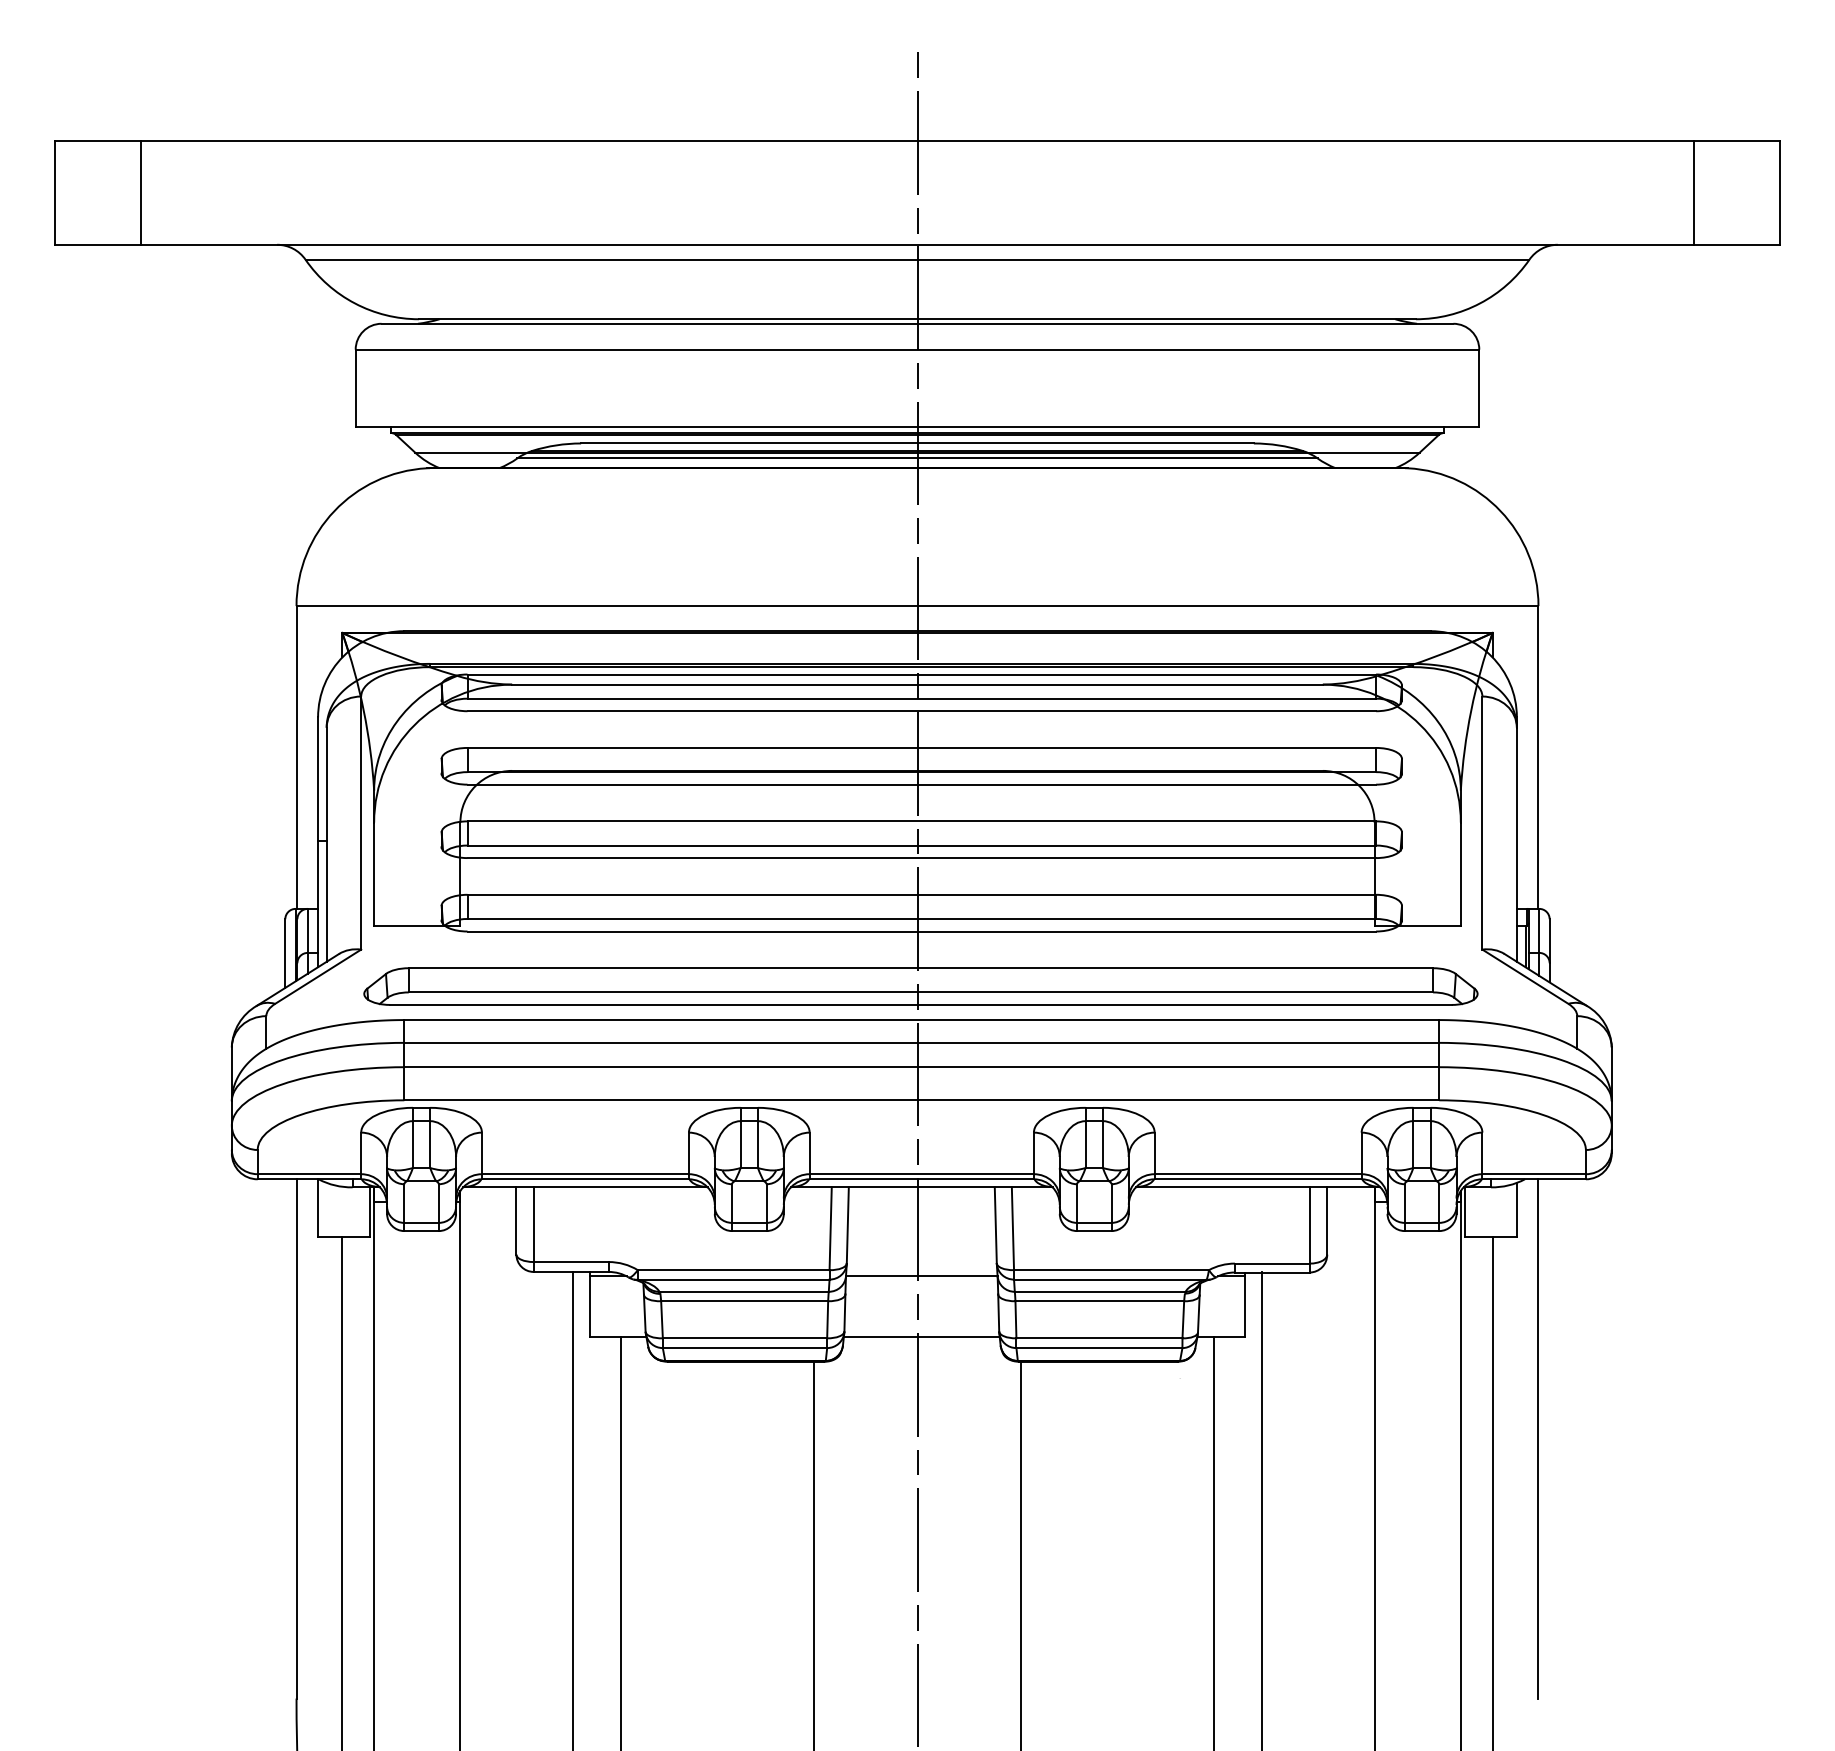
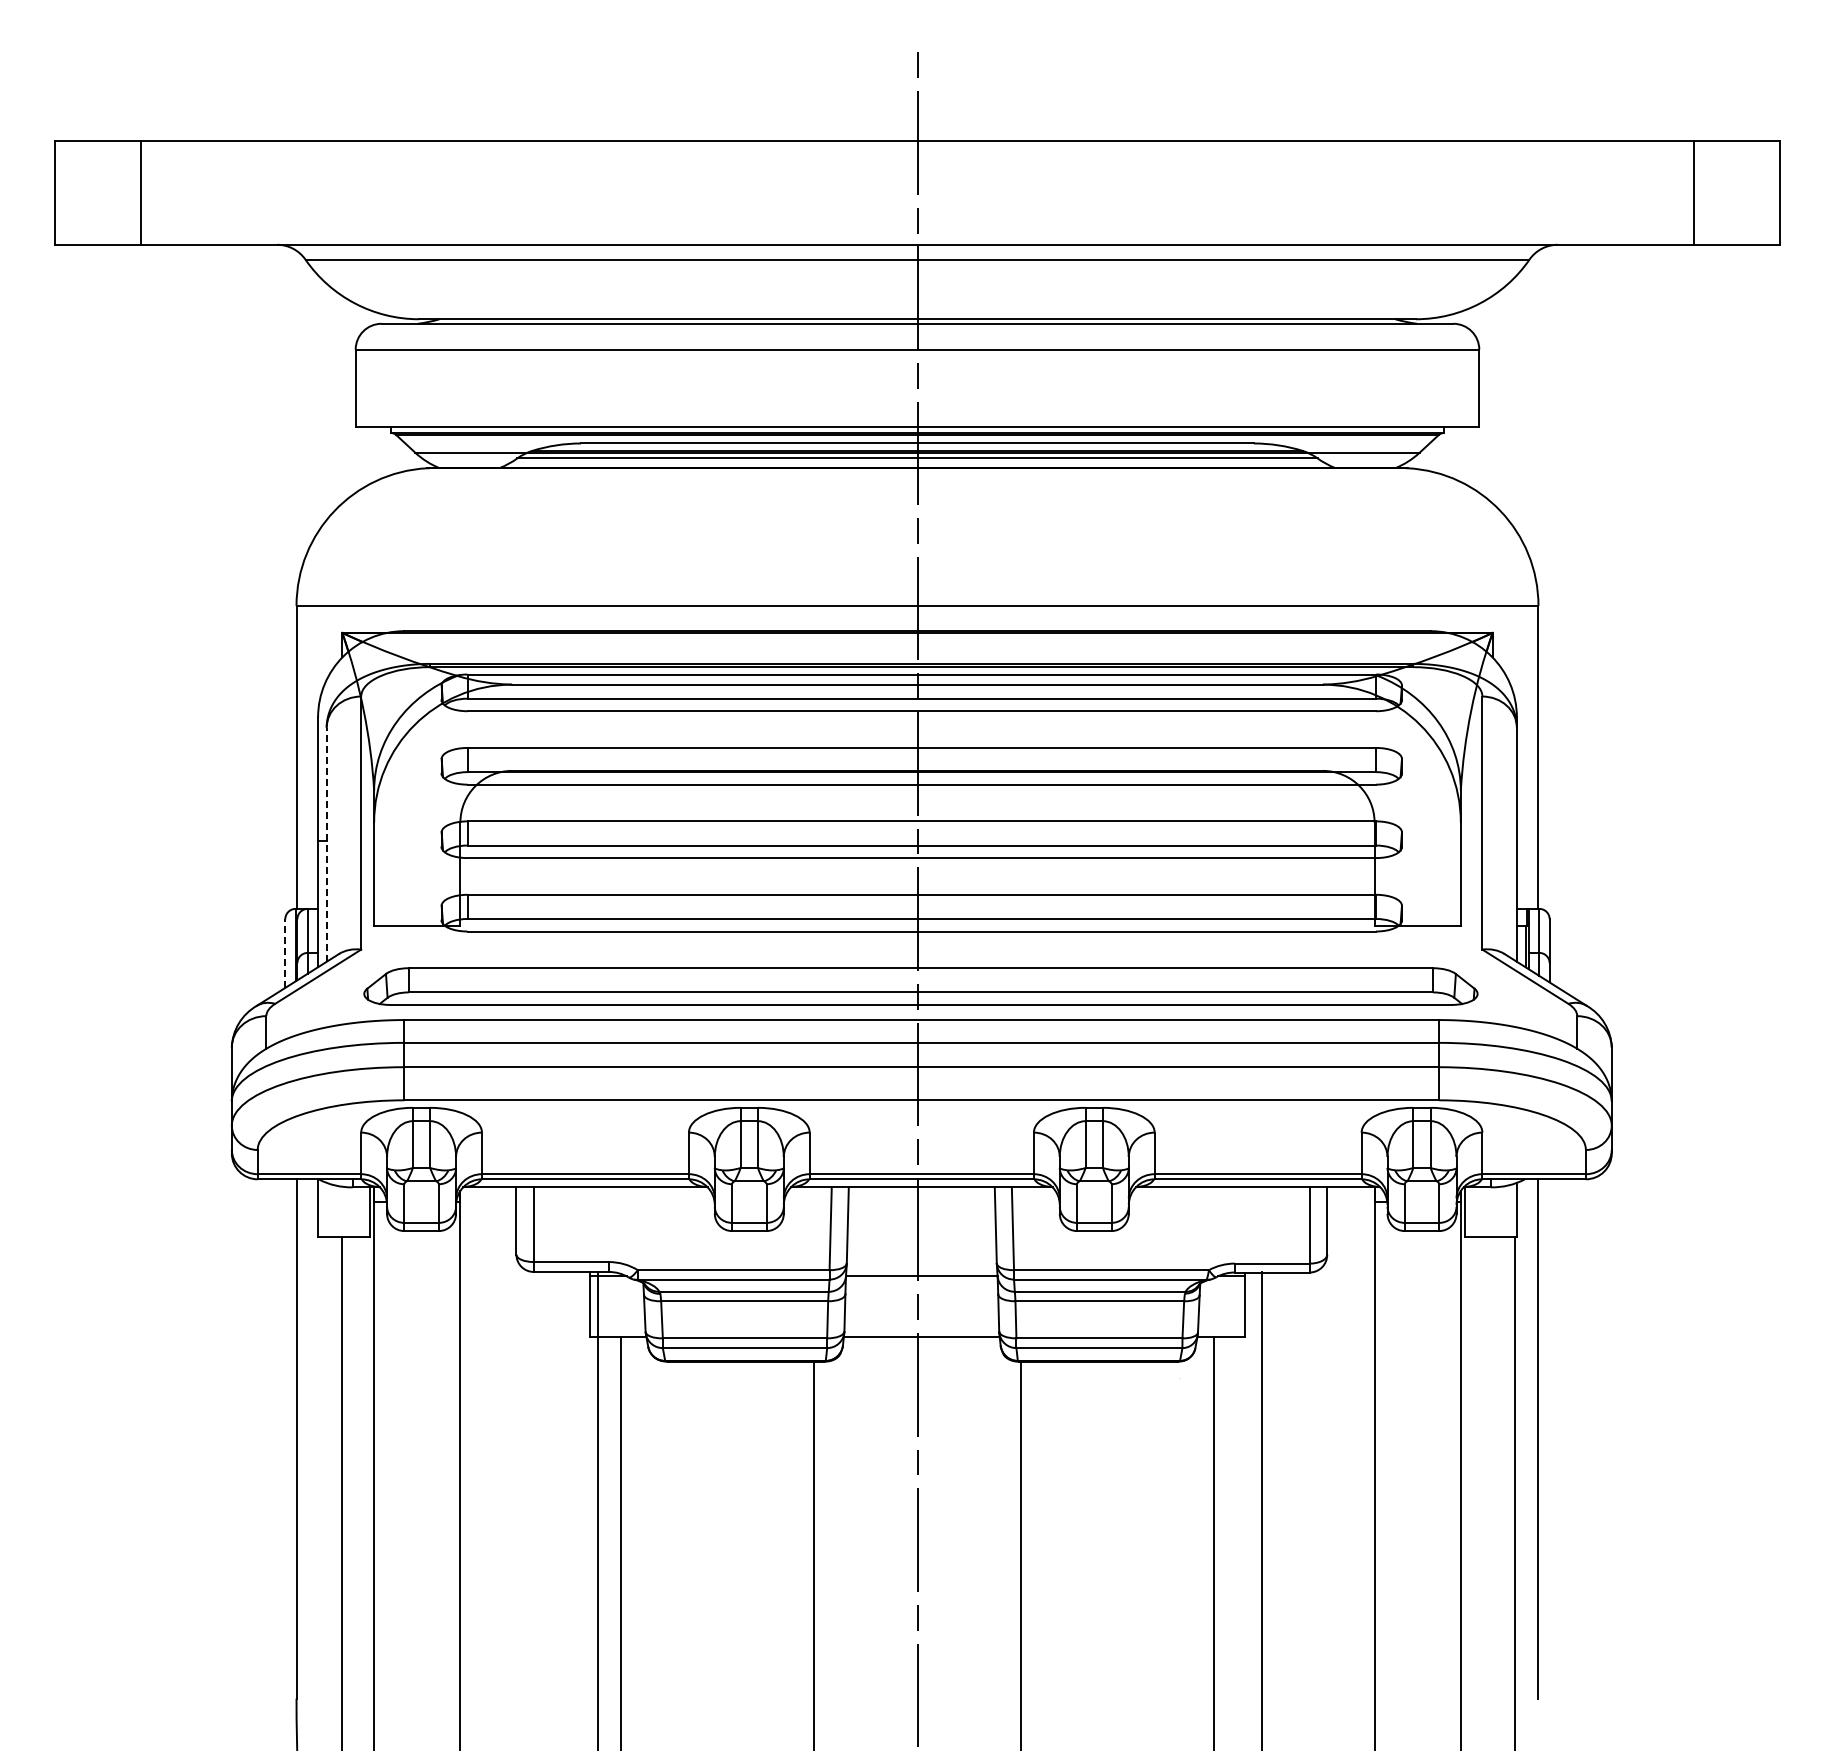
line: solid -> dashed (326, 844)
line: solid -> dashed (285, 953)
line position: (1492, 1491) -> (1514, 1491) (1514, 1491)
line position: (572, 1509) -> (597, 1509) (597, 1509)
